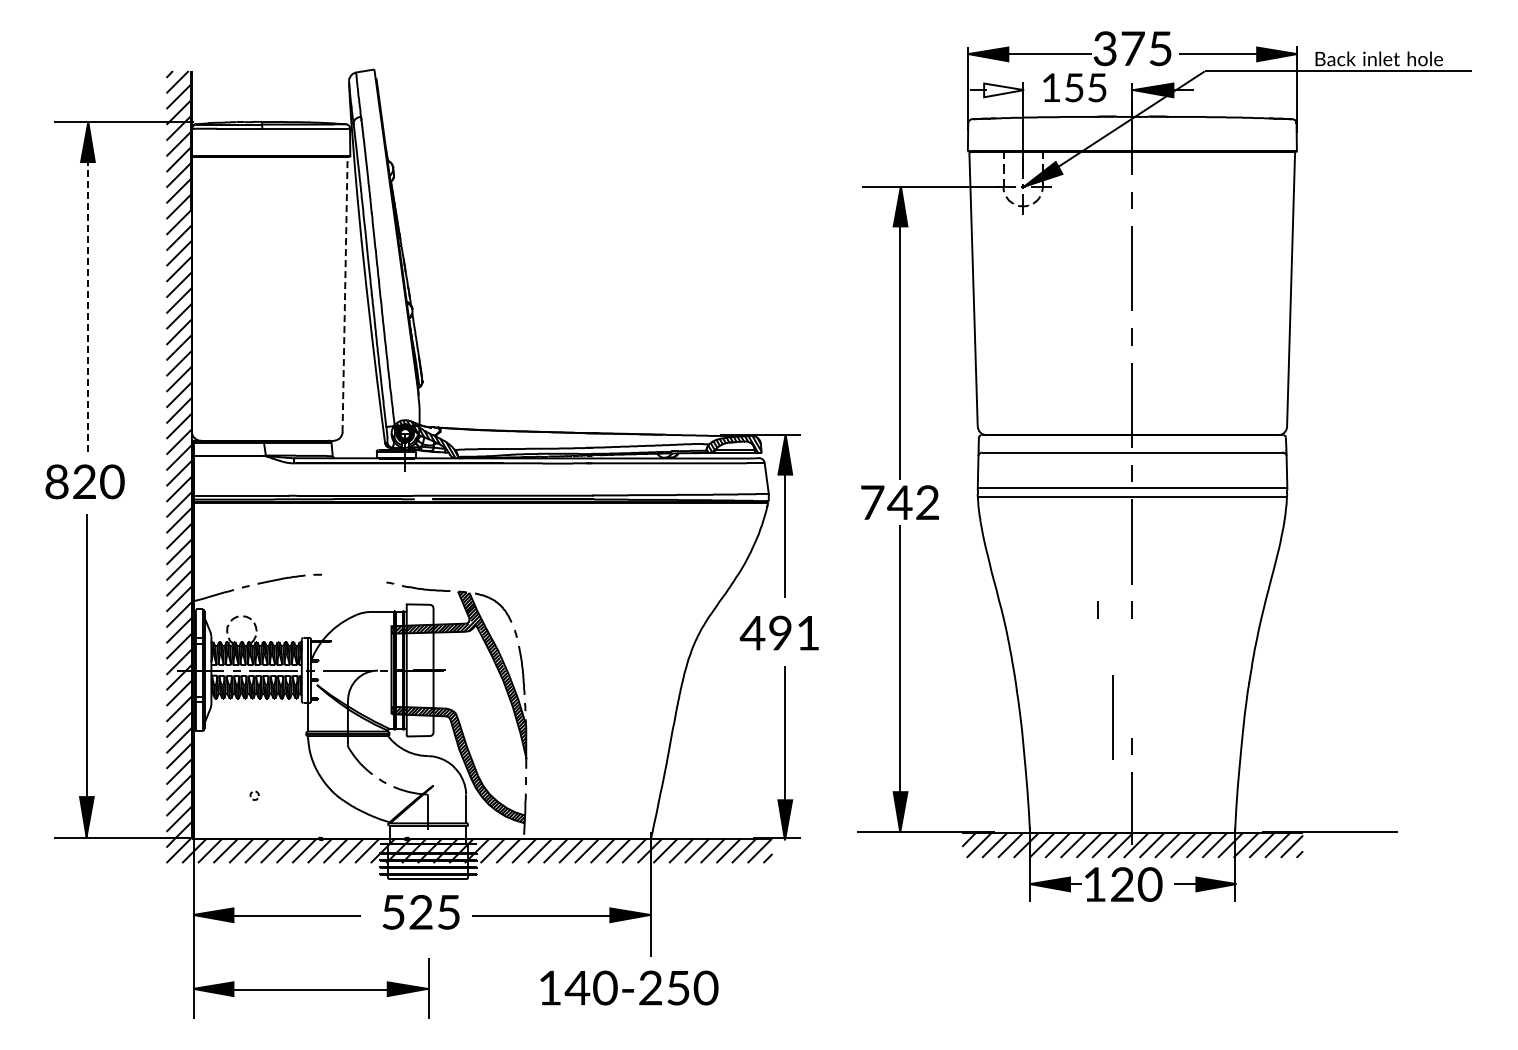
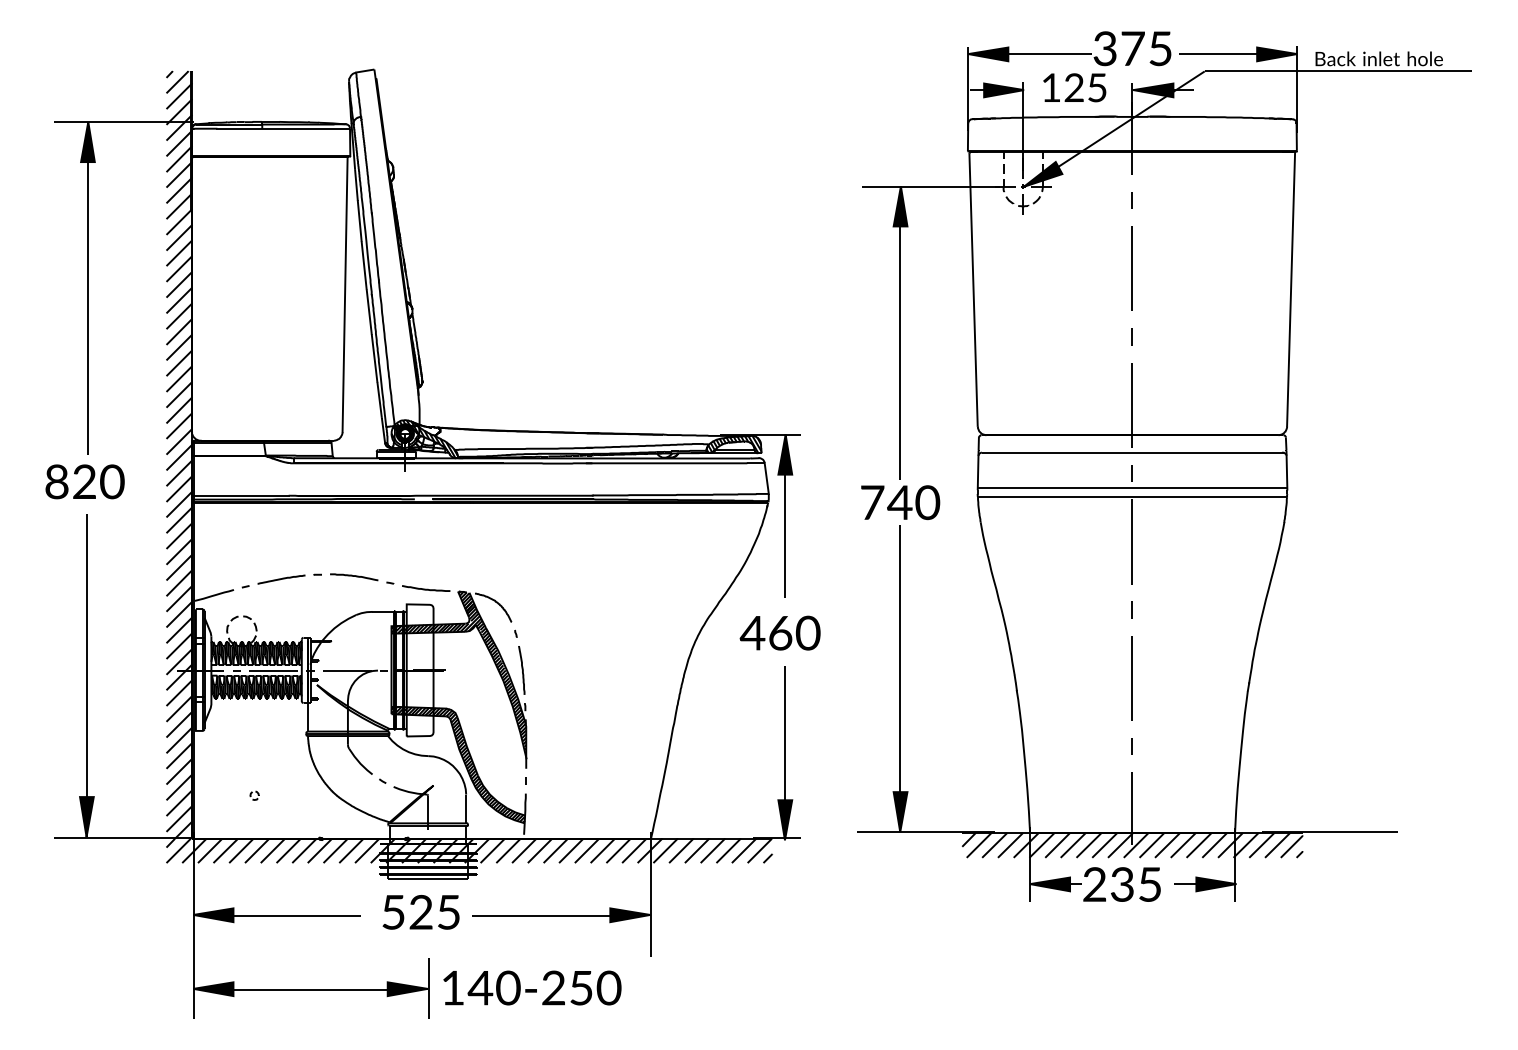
text: 155 -> 125 (1073, 87)
fill: none -> present (1004, 90)
line: dashed -> solid (345, 293)
line: dashed -> solid (87, 296)
text: 742 -> 740 (927, 502)
curve: none -> present (354, 576)
line: present -> none (1097, 609)
text: 491 -> 460 (794, 632)
line position: (1112, 717) -> (1131, 678) (1131, 678)
text: 120 -> 235 (1122, 884)
text position: (629, 987) -> (532, 987) (532, 987)
